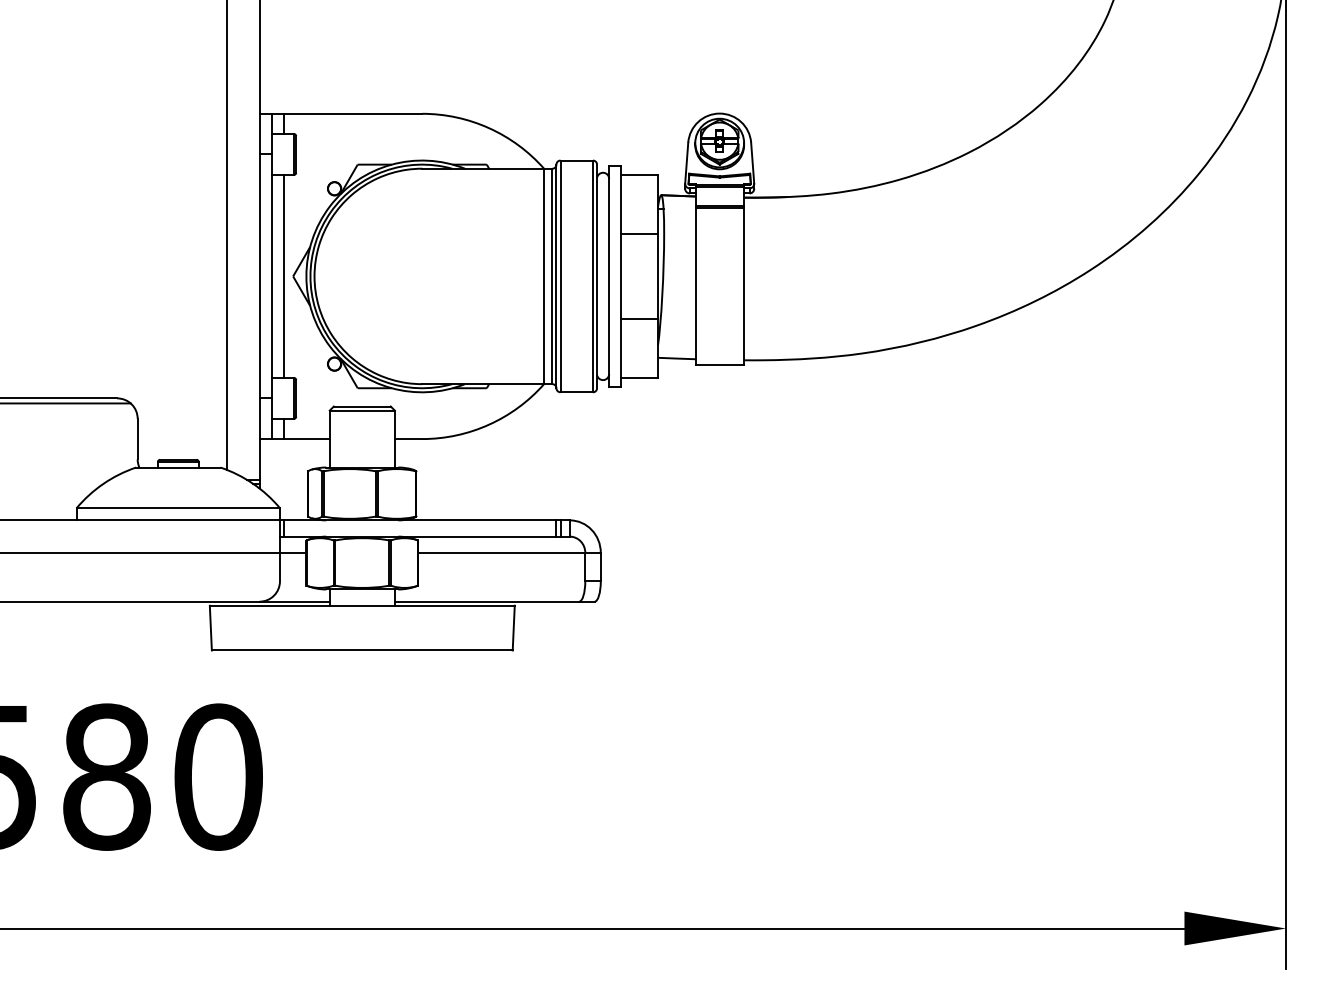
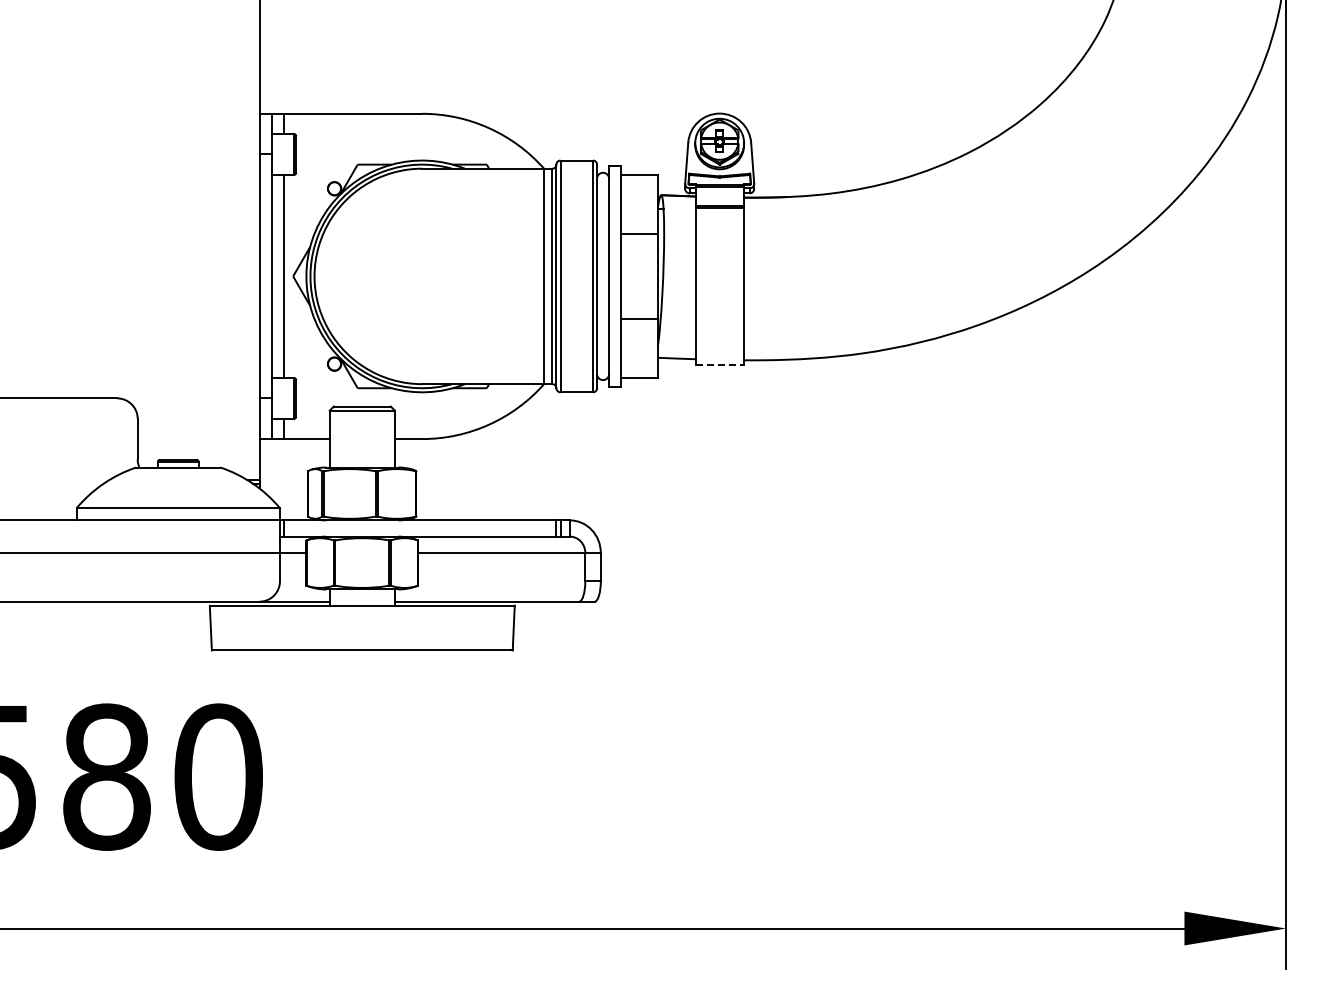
line: present -> none (227, 235)
line: solid -> dashed (720, 364)
line: present -> none (66, 403)
